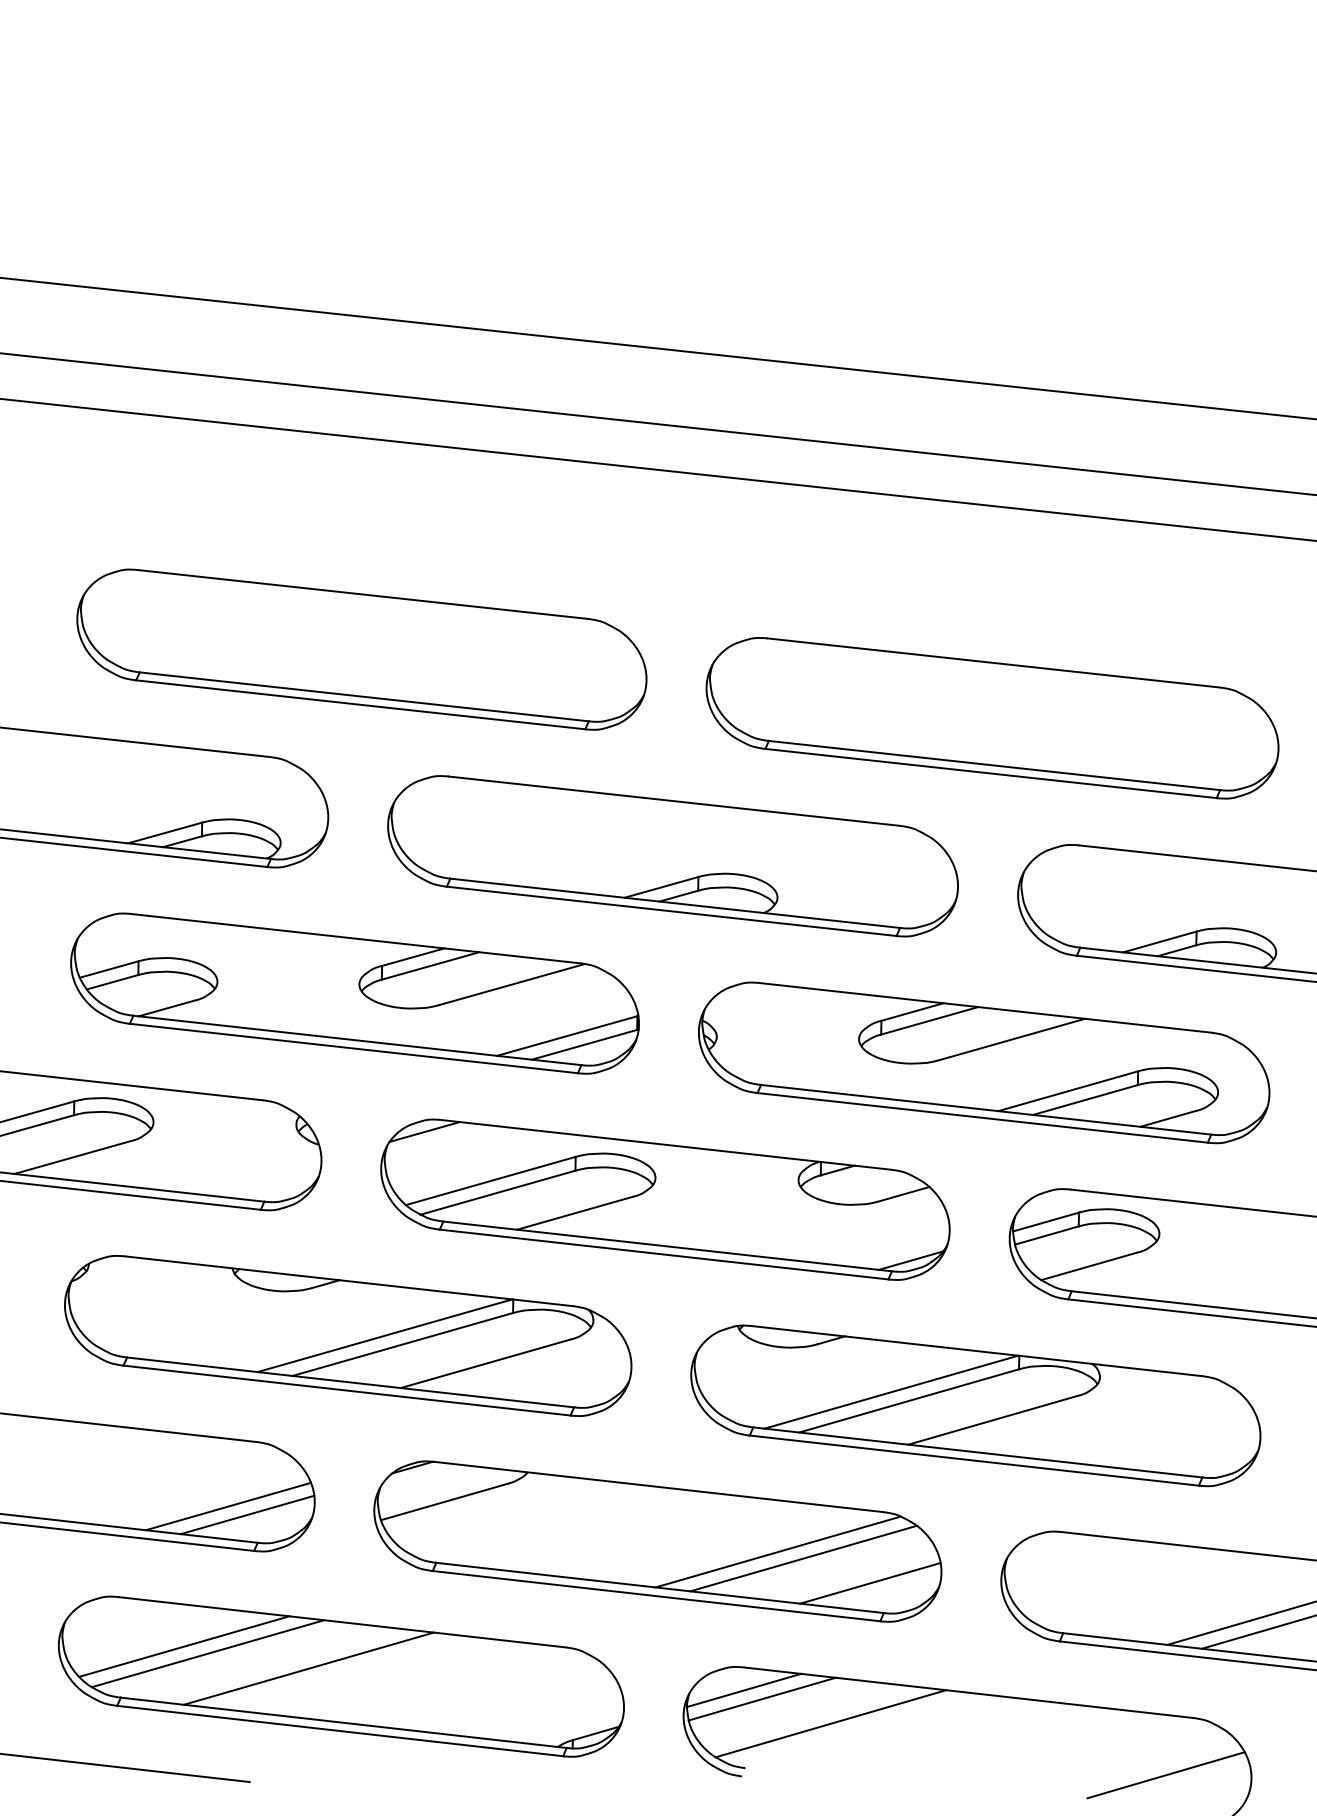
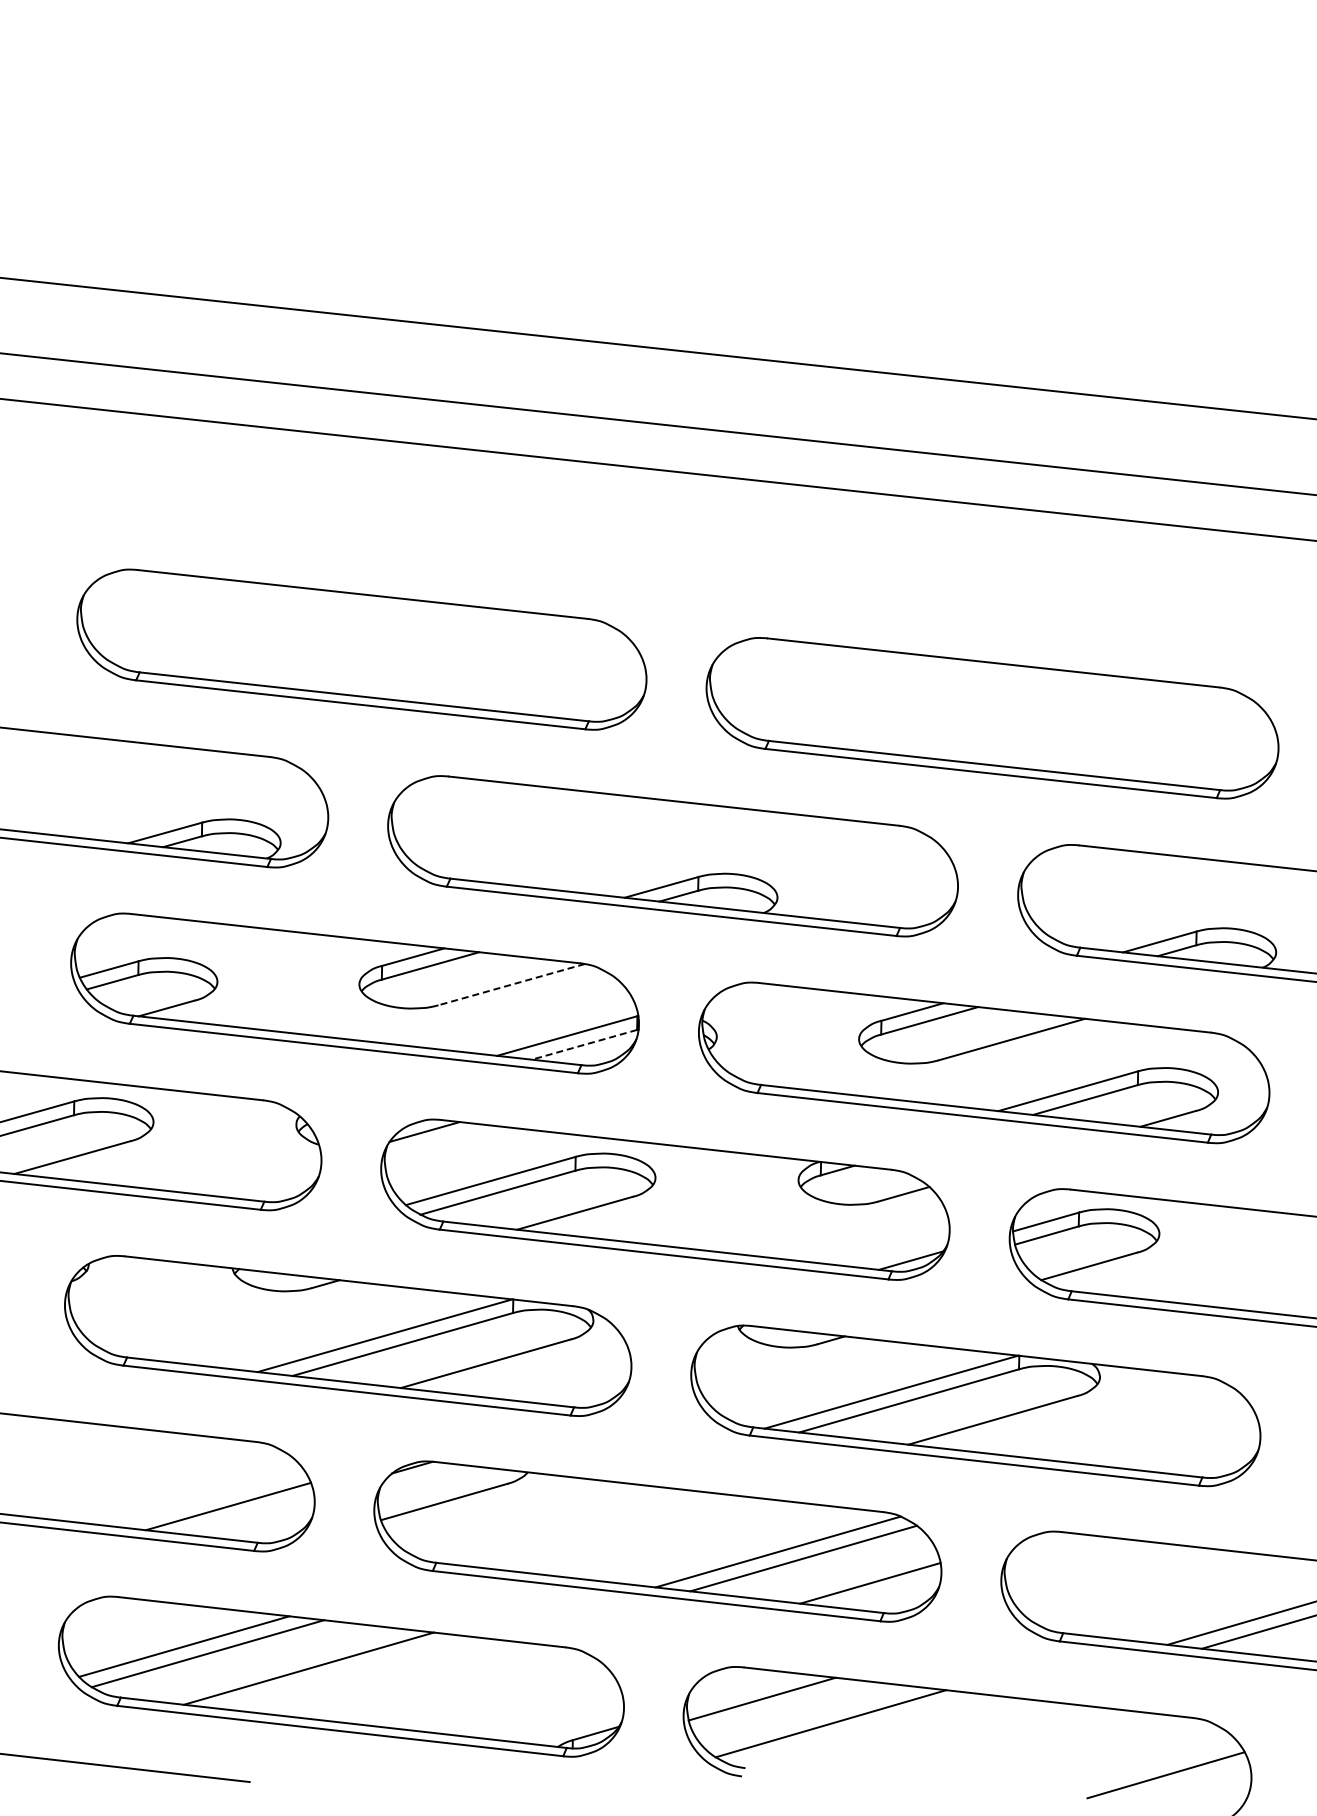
line: solid -> dashed (511, 984)
line: solid -> dashed (584, 1044)
line: present -> none (247, 1514)
line: present -> none (744, 1690)
